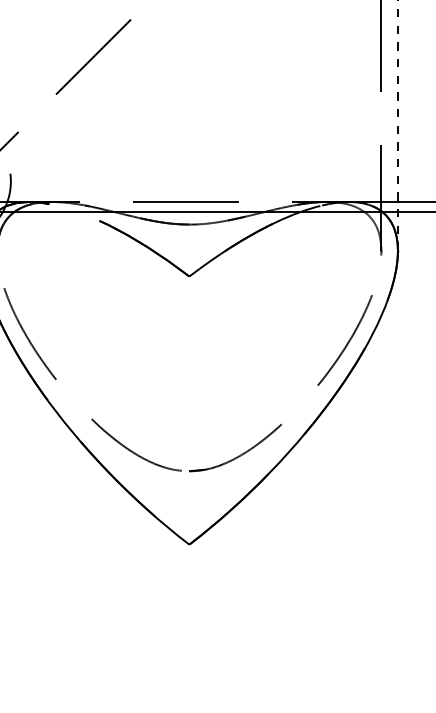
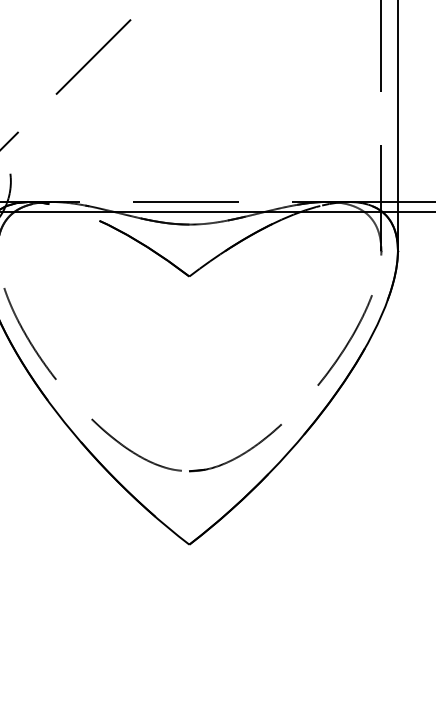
line: dashed -> solid (397, 125)
